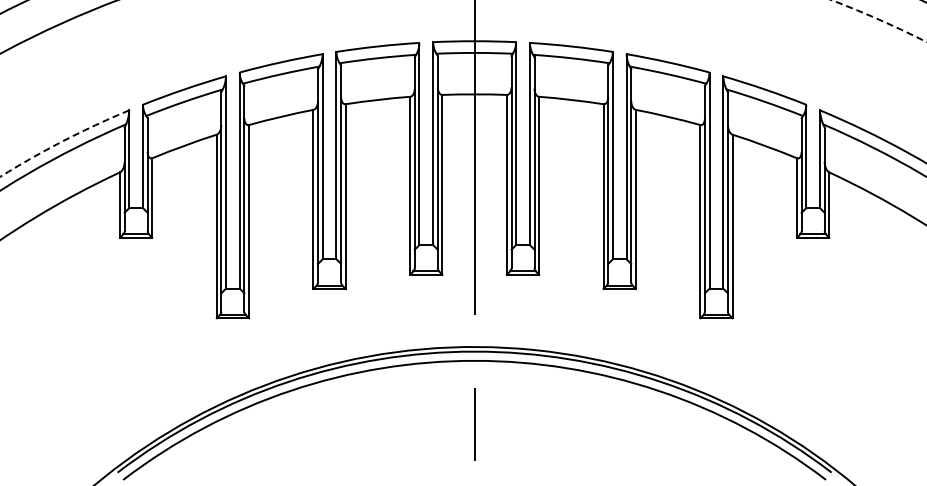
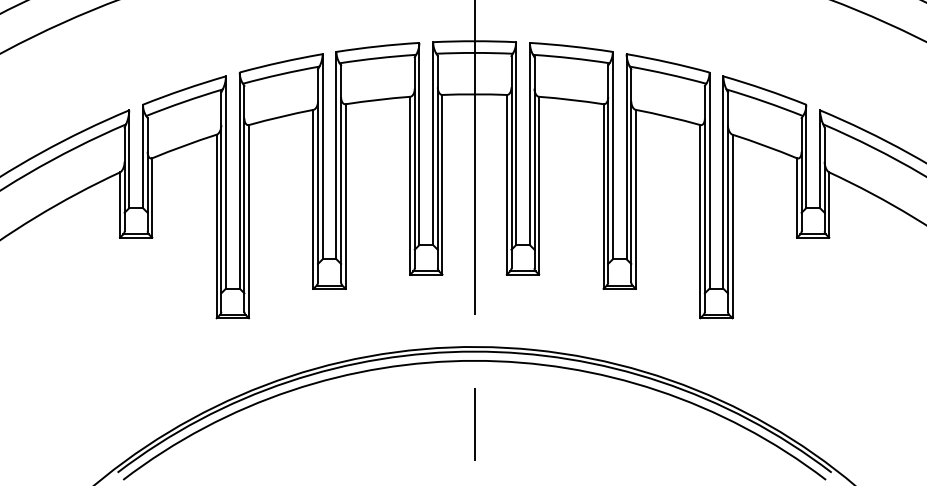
arc: dashed -> solid (879, 20)
arc: dashed -> solid (63, 141)
